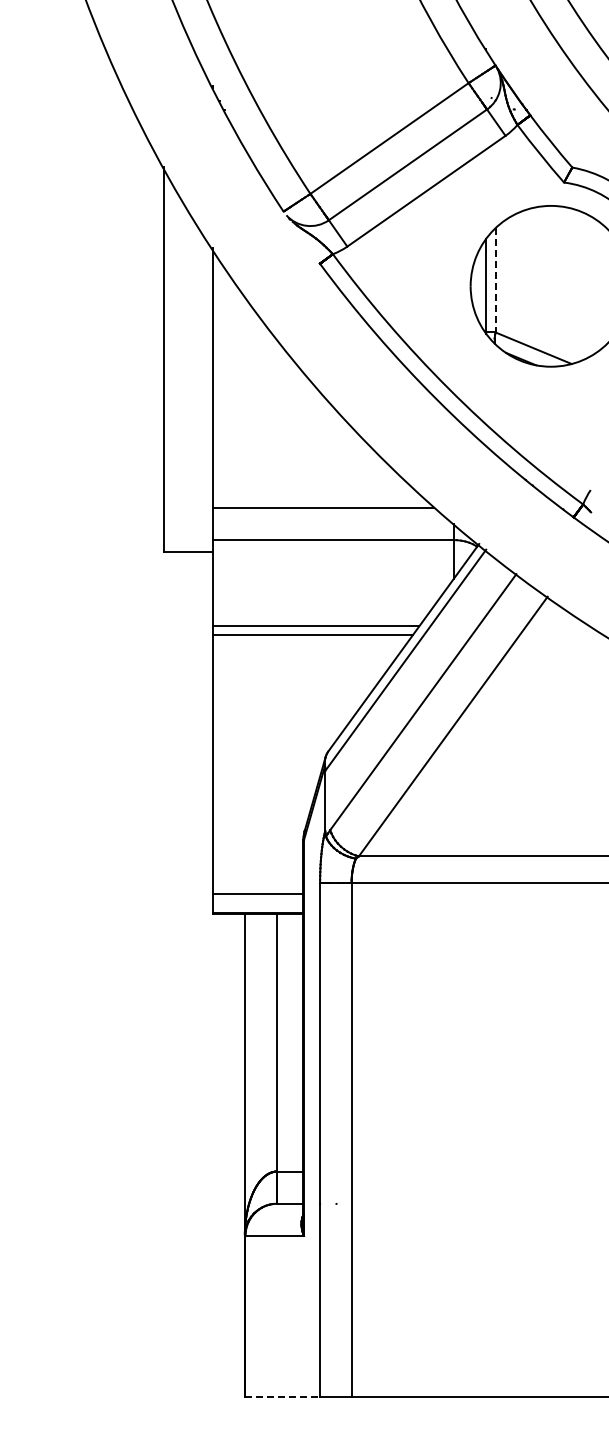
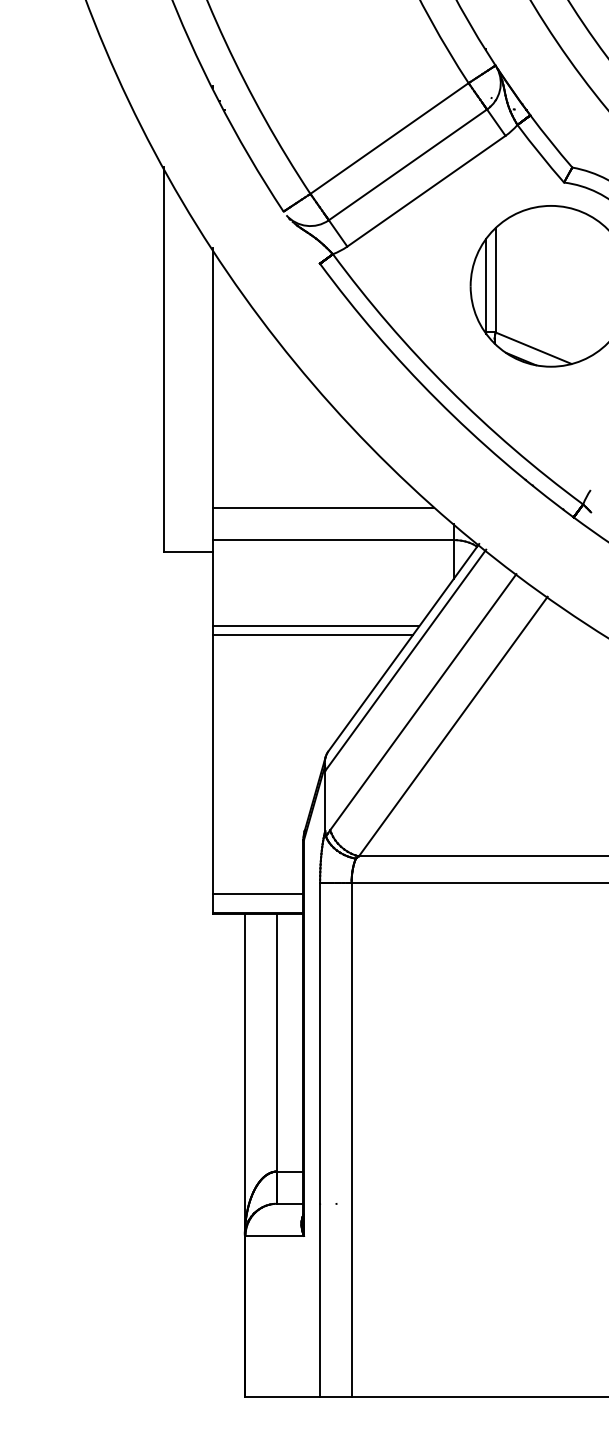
line: dashed -> solid (495, 280)
line: dashed -> solid (283, 1396)
